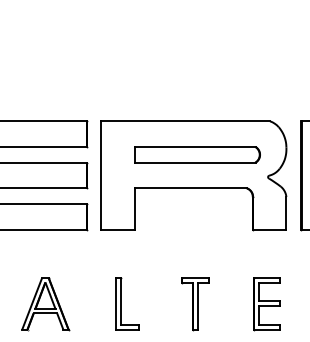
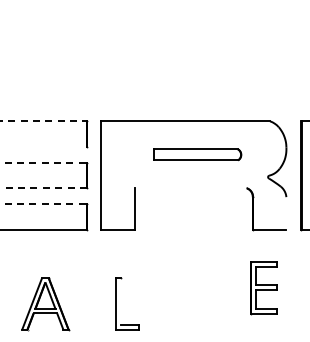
line: solid -> dashed (43, 121)
line: present -> none (44, 146)
part size: 127x18 px -> 90x14 px (197, 154)
line: solid -> dashed (44, 162)
line: solid -> dashed (43, 188)
line: present -> none (190, 188)
line: solid -> dashed (44, 204)
line: present -> none (286, 213)
line: present -> none (120, 300)
part: present -> none (195, 304)
part position: (266, 304) -> (263, 288) (263, 288)
